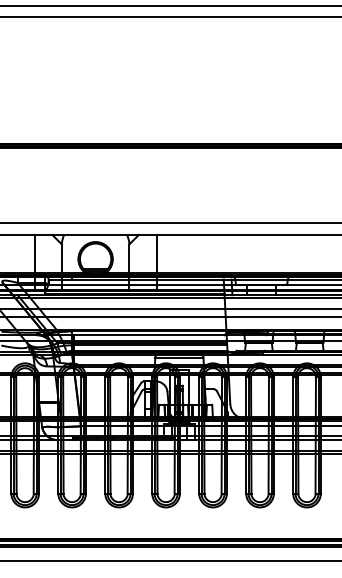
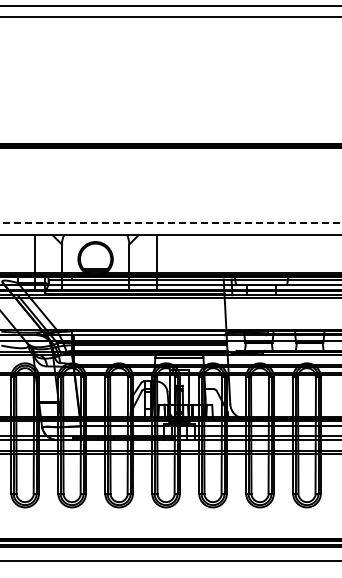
line: solid -> dashed (171, 223)
line: present -> none (170, 309)
line: present -> none (170, 317)
